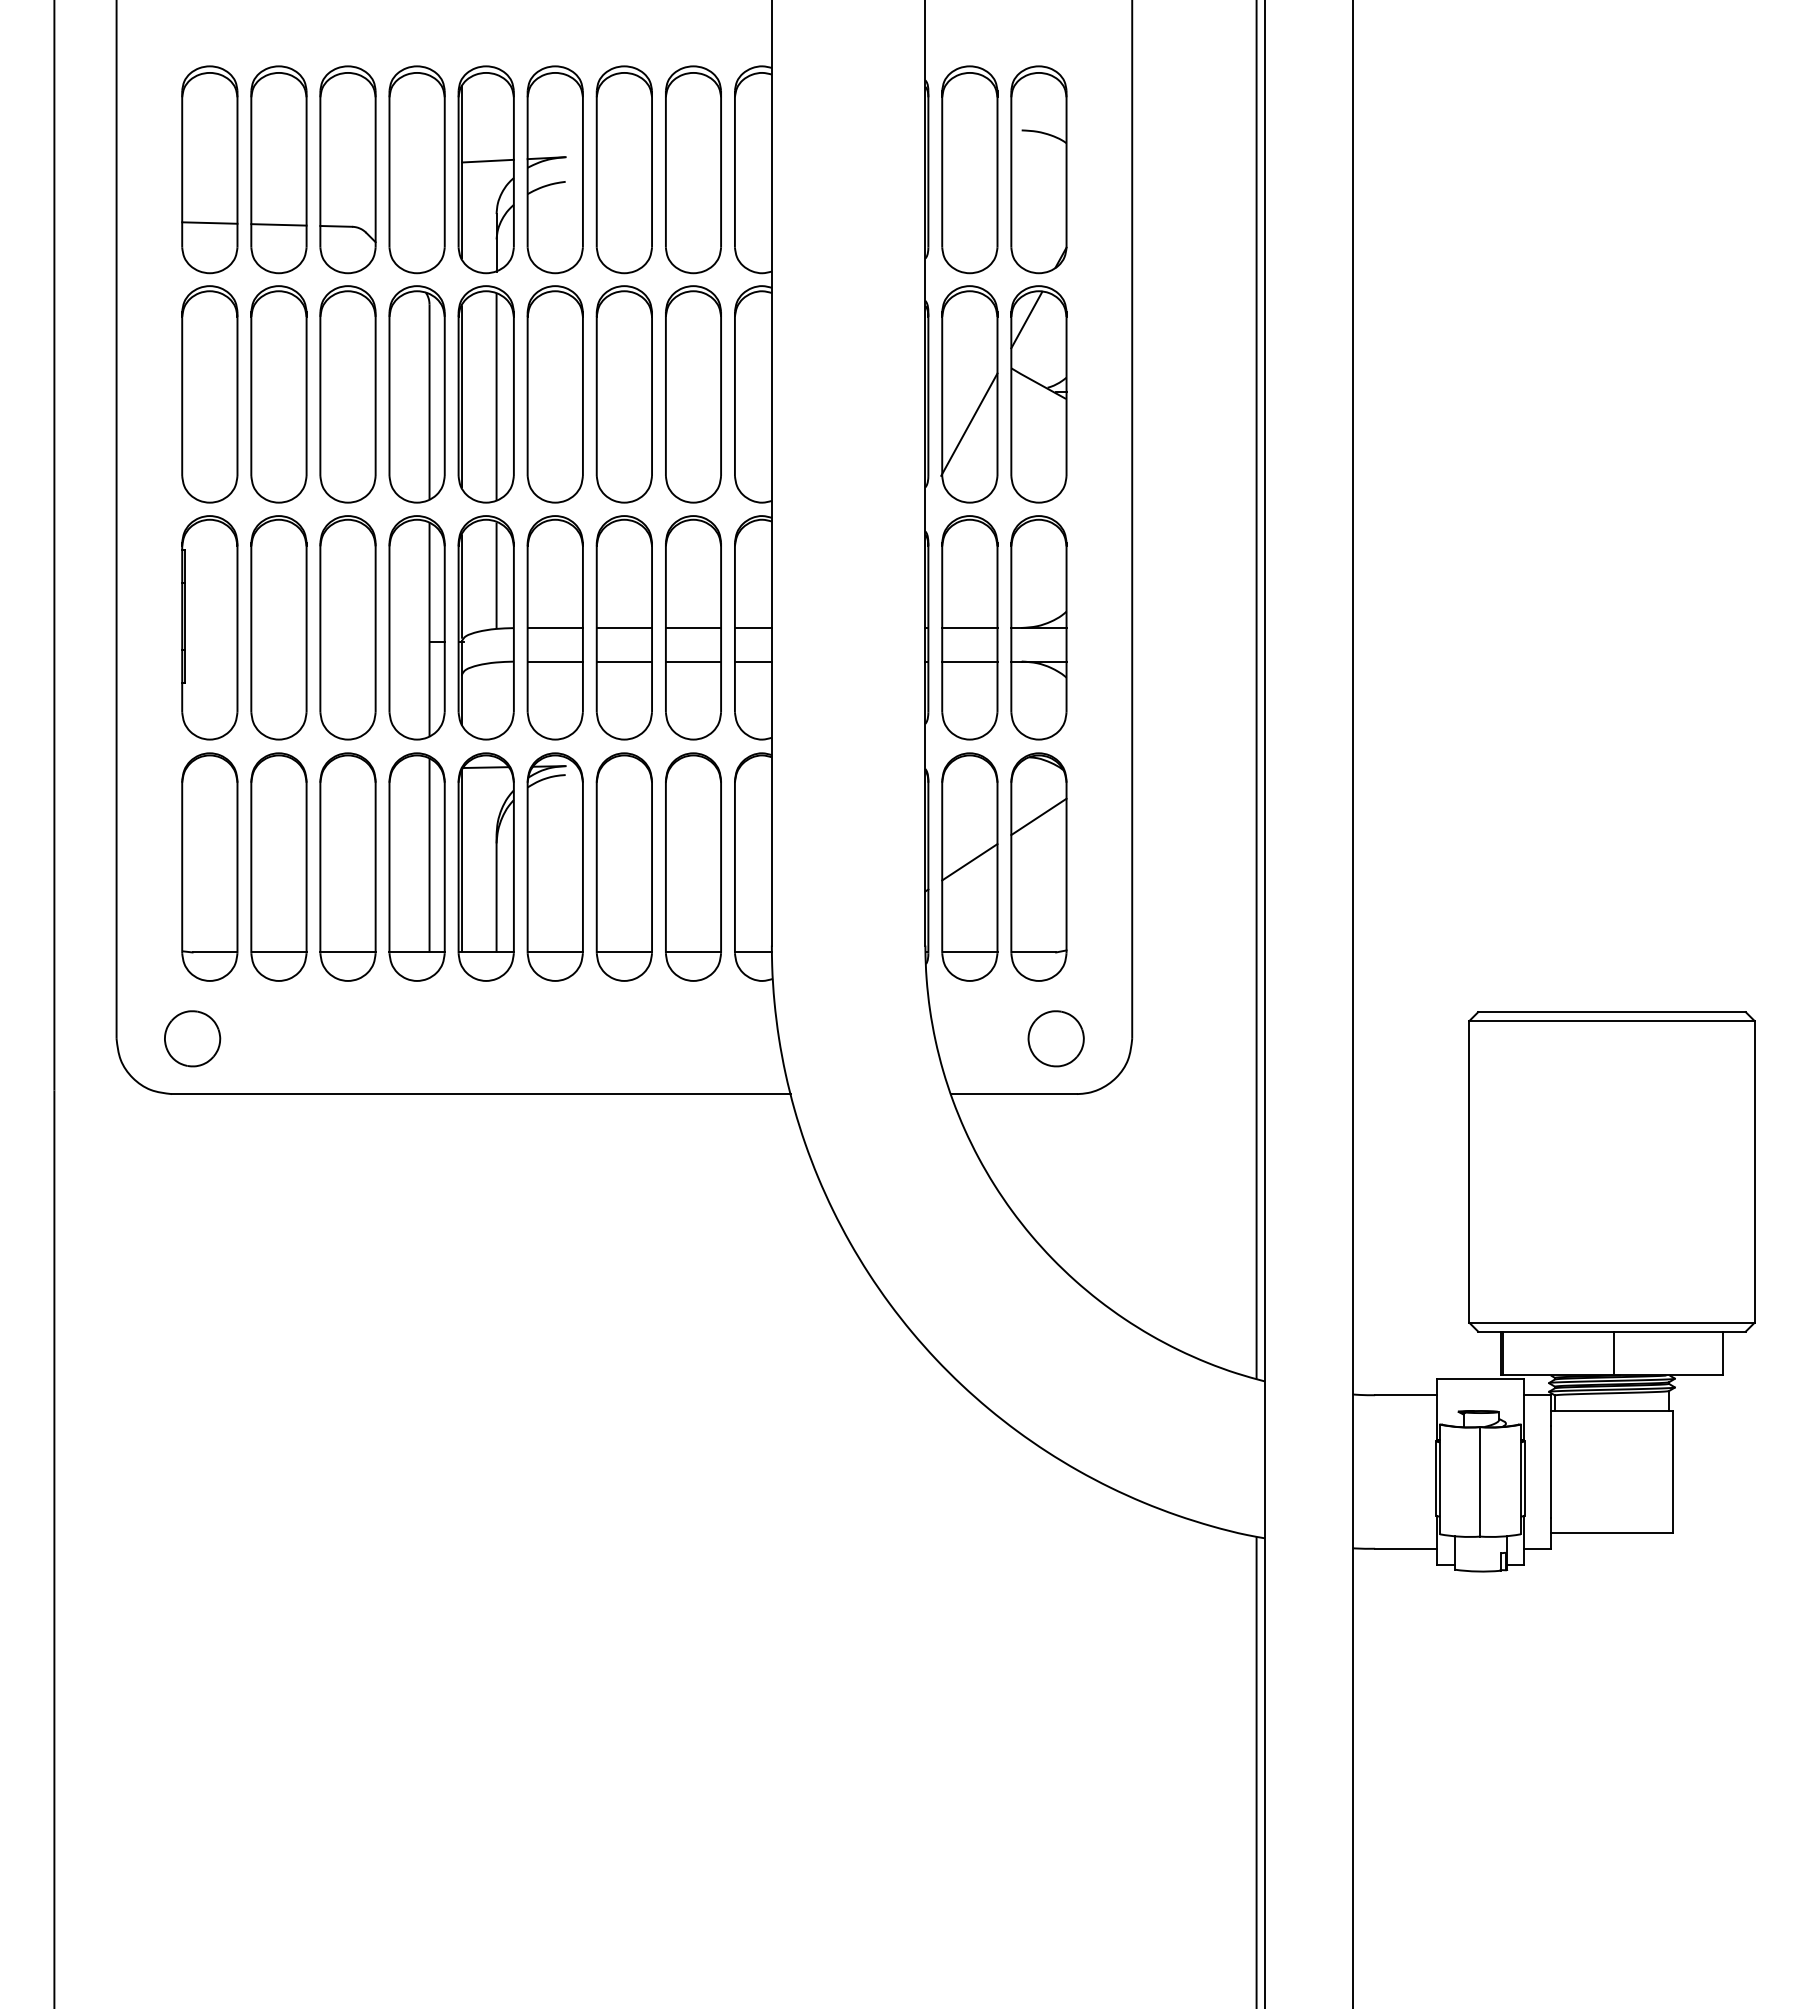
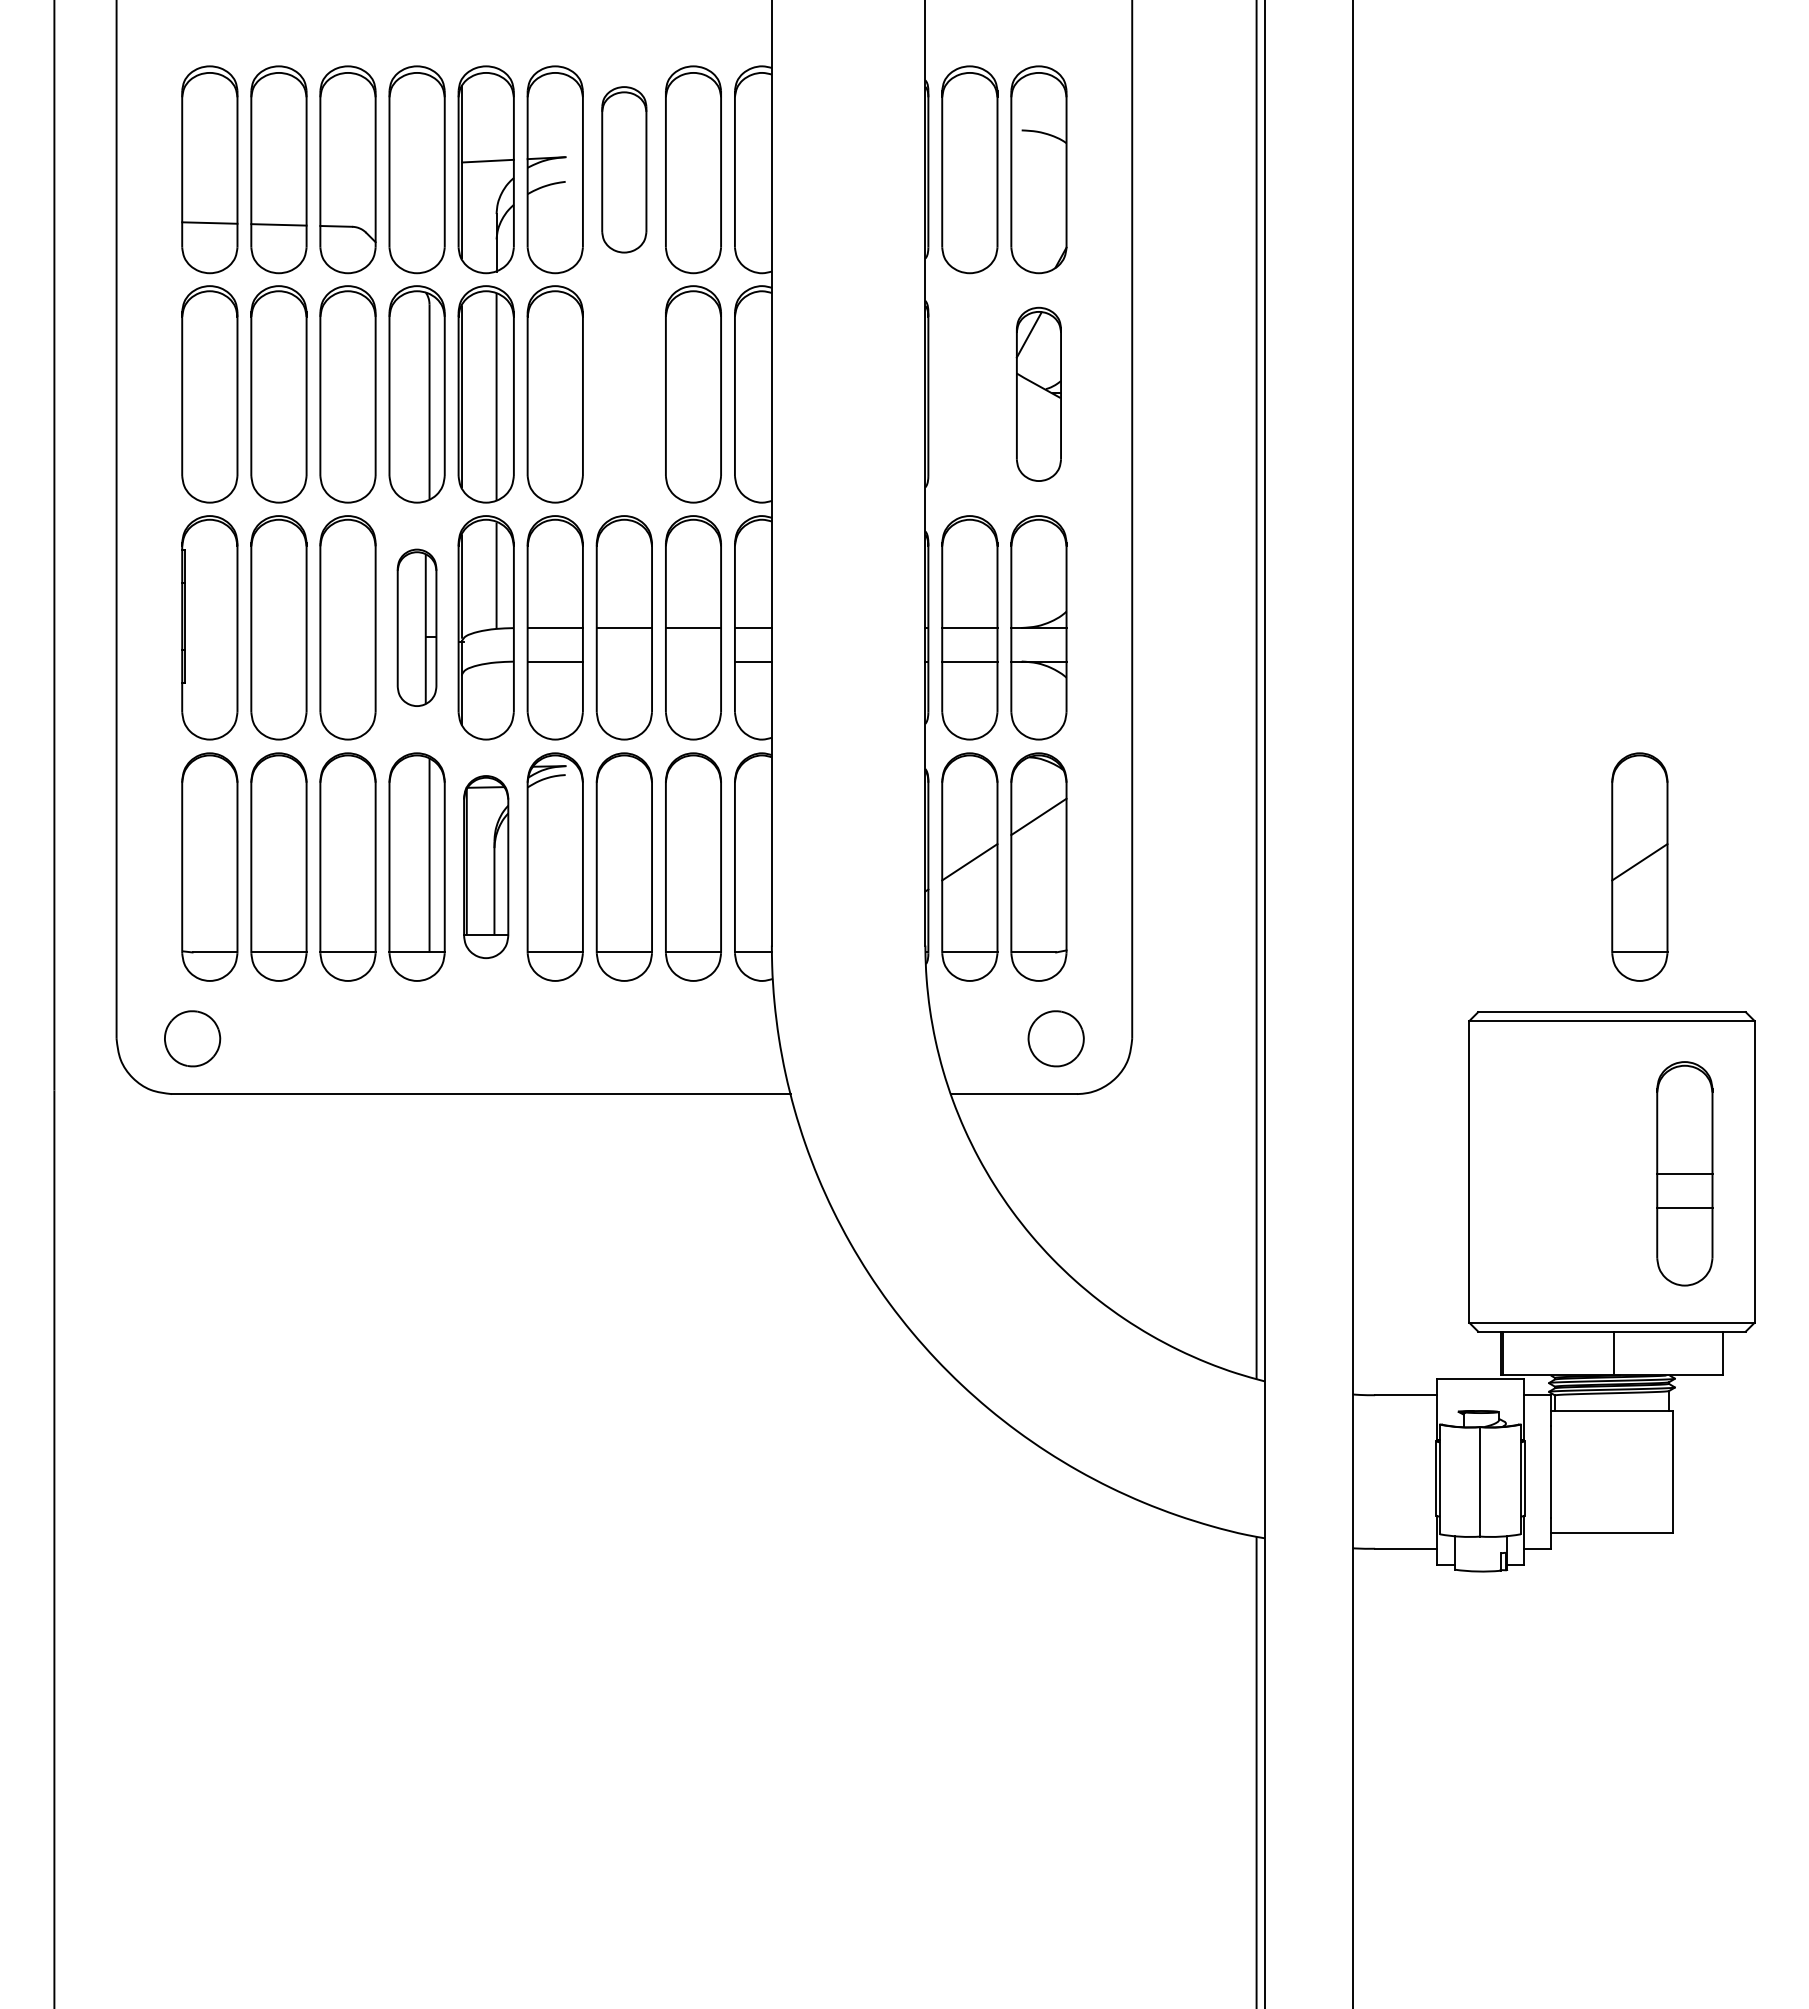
part size: 58x210 px -> 47x168 px (624, 169)
part: present -> none (623, 394)
part: present -> none (969, 394)
part size: 58x219 px -> 47x176 px (1038, 393)
part size: 58x226 px -> 42x159 px (416, 627)
line: present -> none (624, 661)
line: present -> none (693, 661)
part size: 58x230 px -> 47x185 px (486, 867)
part: none -> present (1639, 866)
part: none -> present (1684, 1173)
